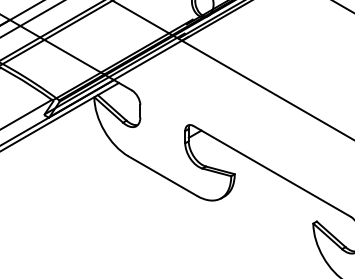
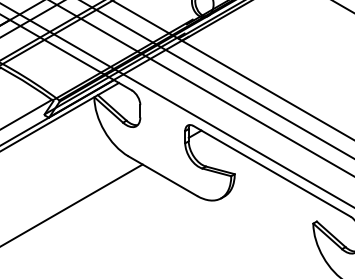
line: none -> present (217, 79)
line: none -> present (201, 88)
line: none -> present (176, 105)
line: none -> present (72, 204)
